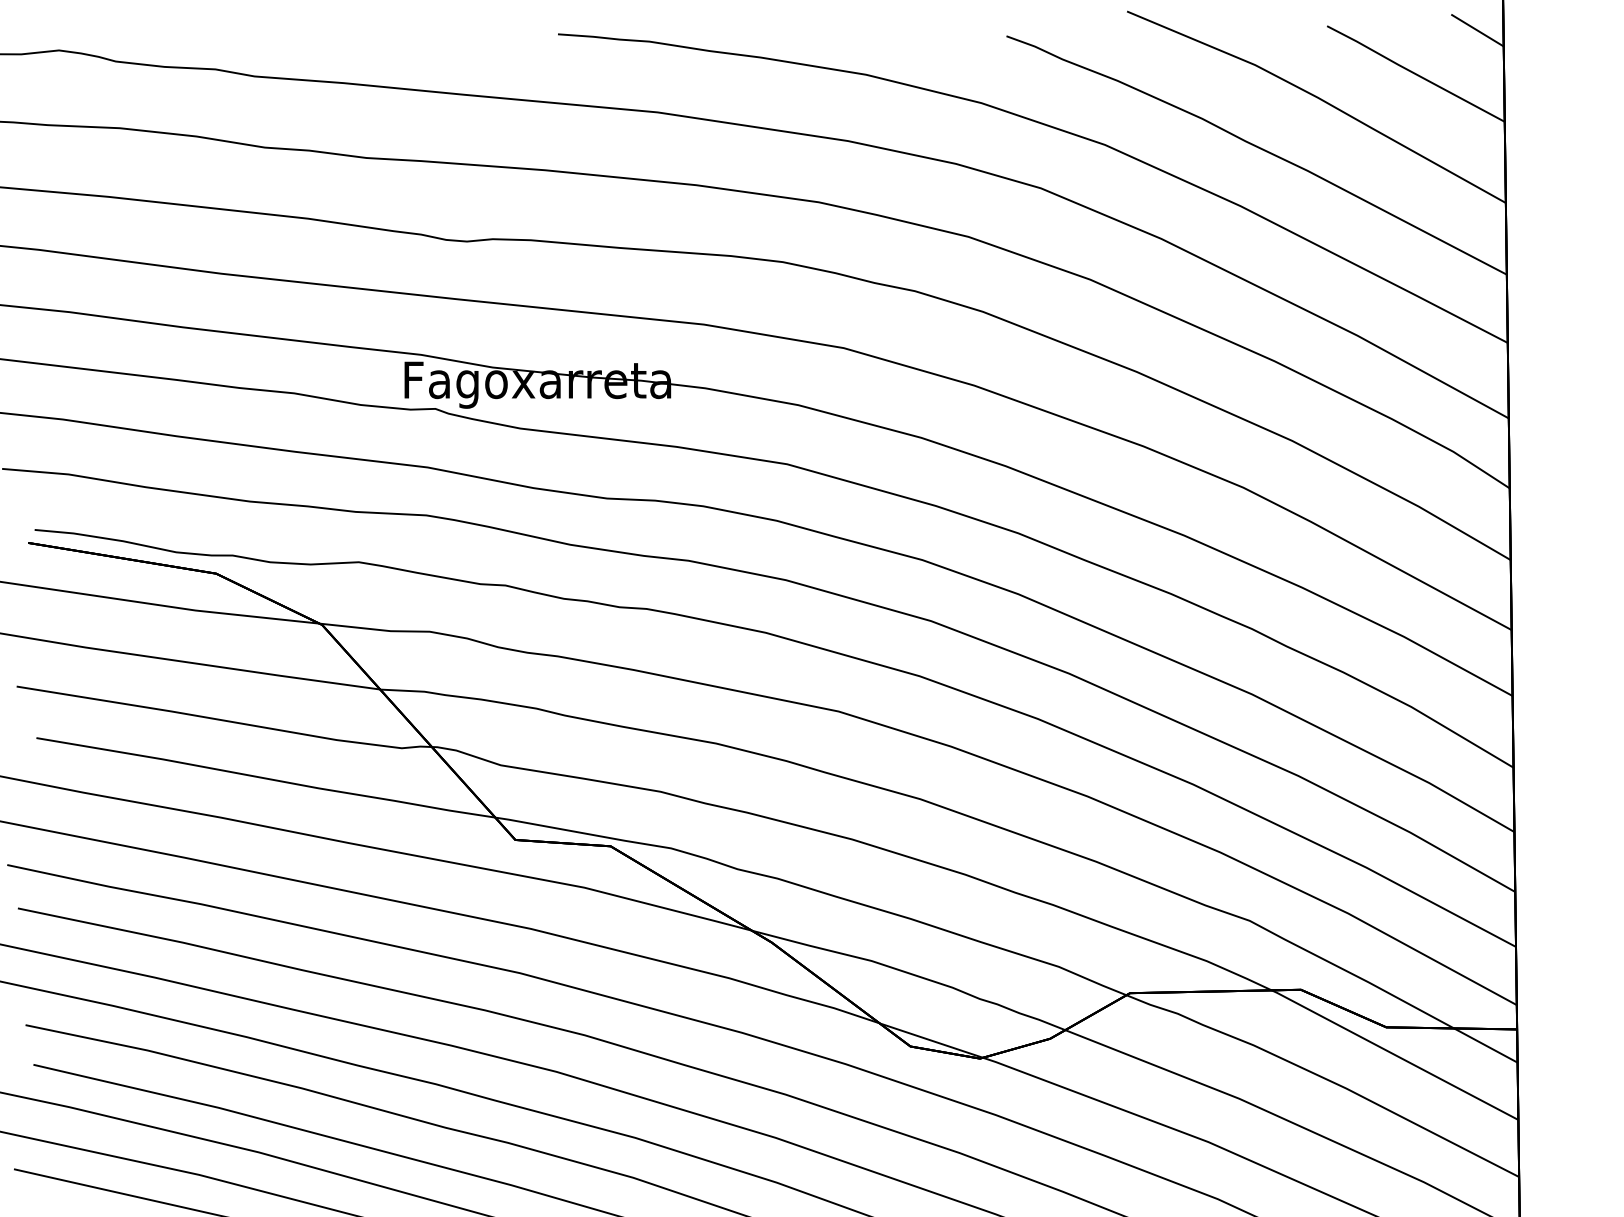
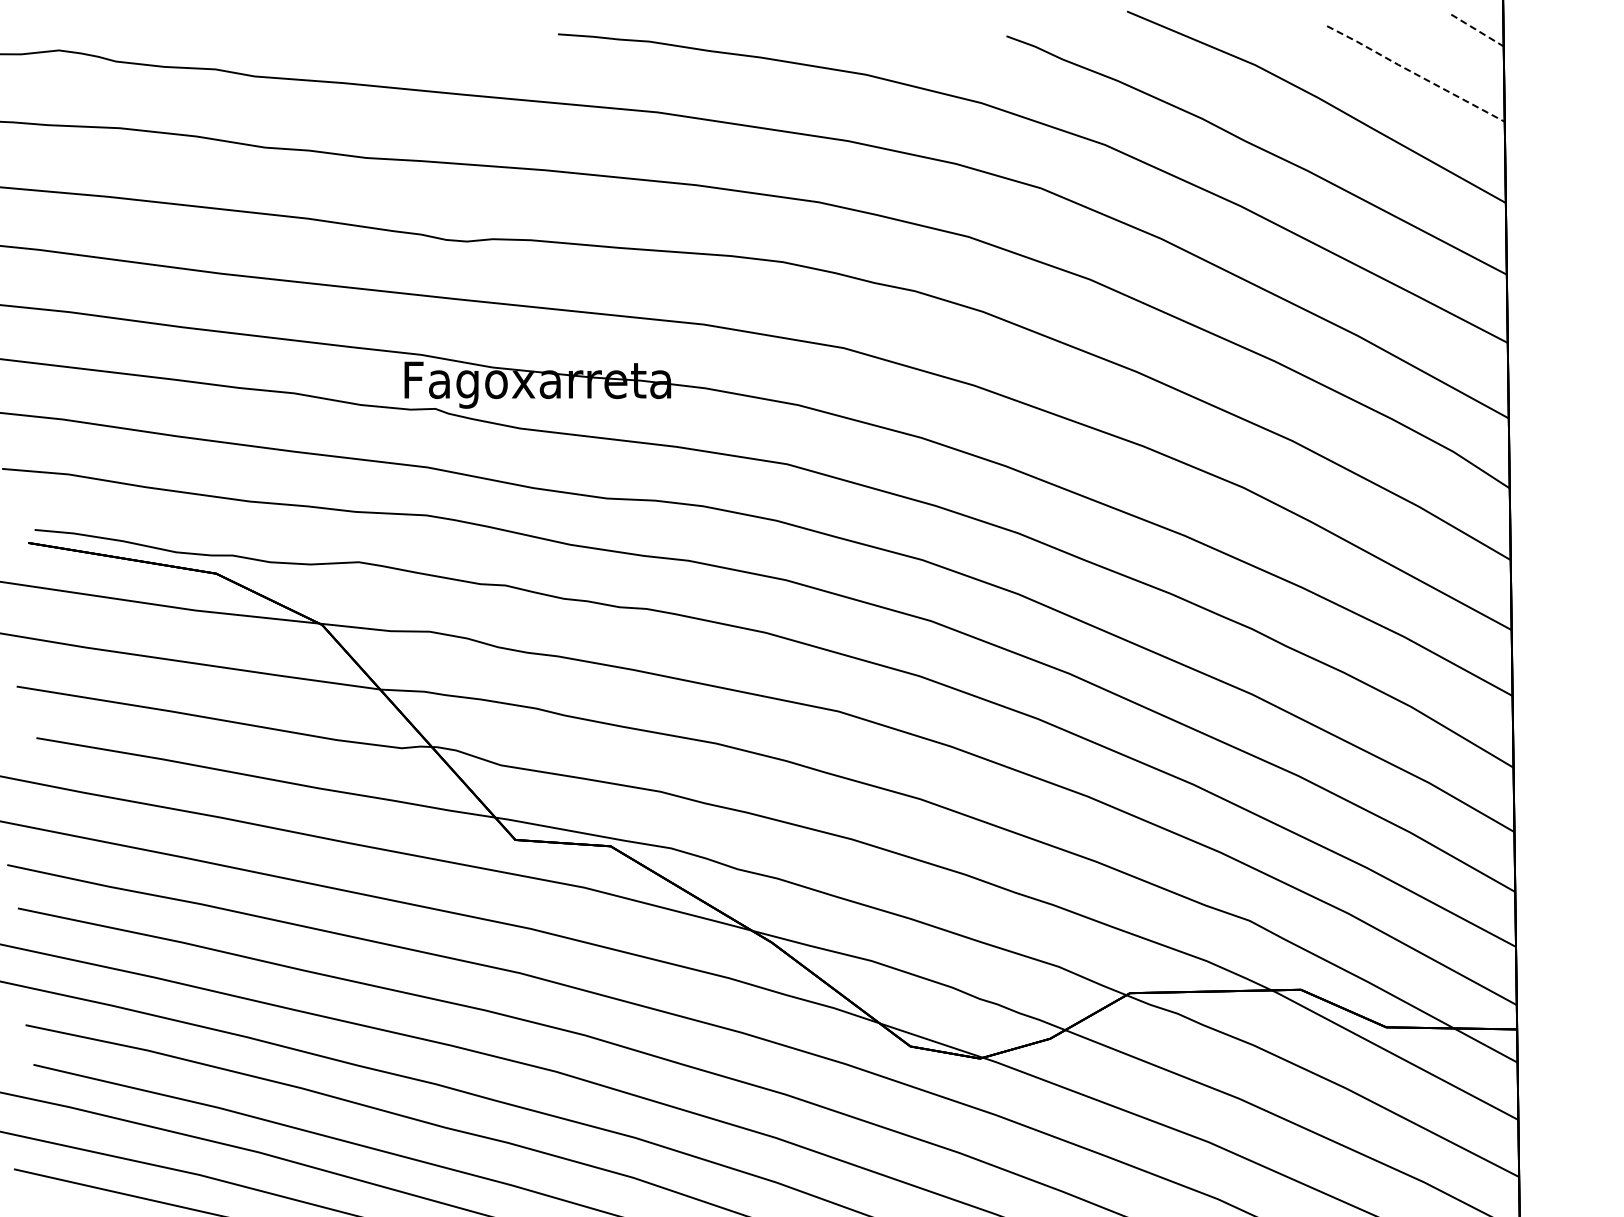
line: solid -> dashed (1477, 30)
line: solid -> dashed (1414, 73)
